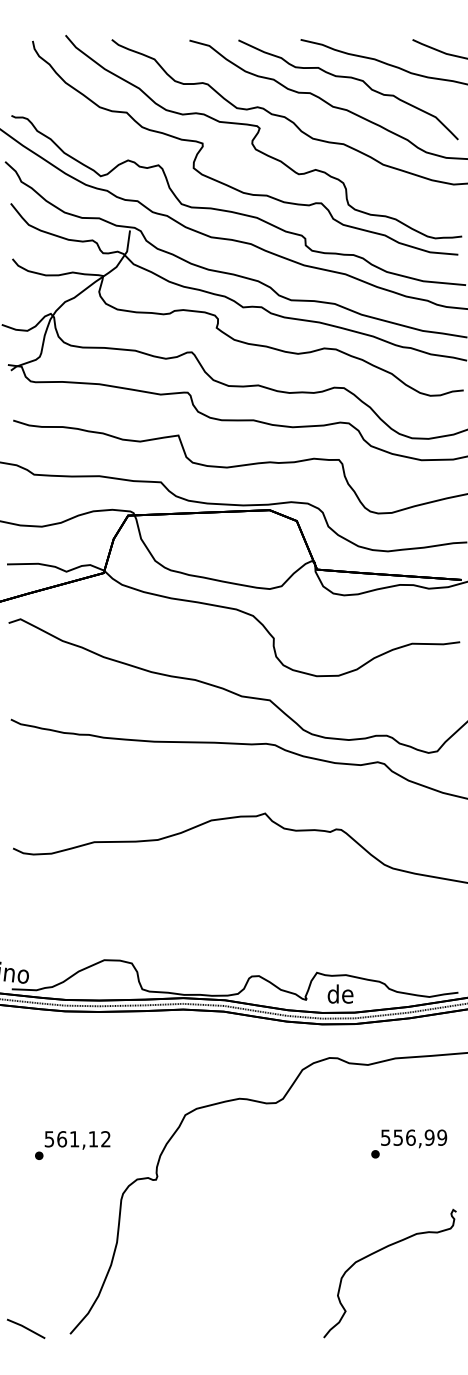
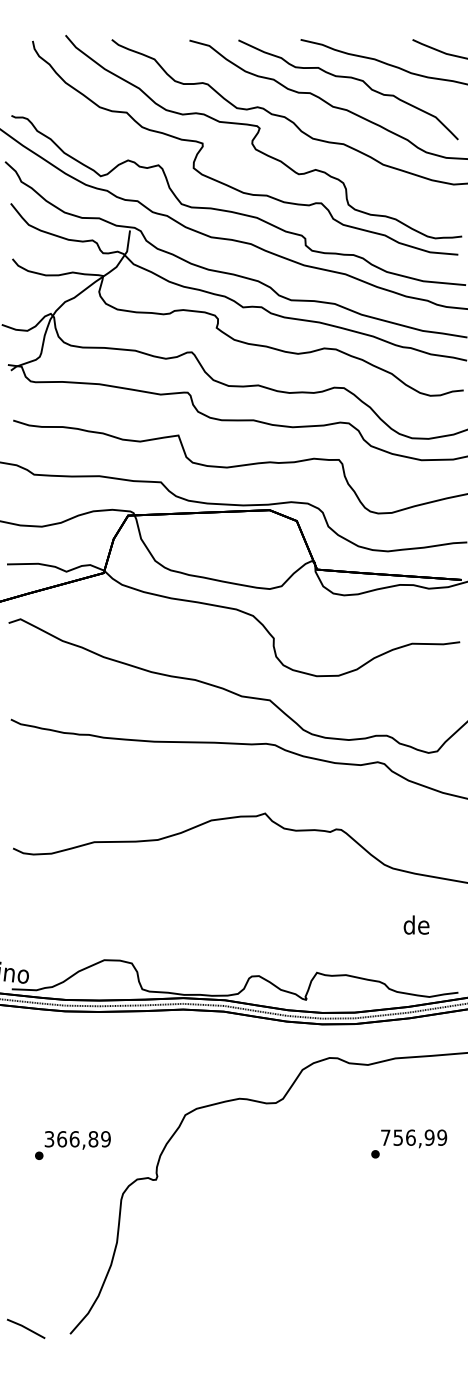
text position: (340, 993) -> (416, 924) (416, 924)
text: 556,99 -> 756,99 (385, 1137)
text: 561,12 -> 366,89 (77, 1139)
curve: present -> none (379, 1251)
